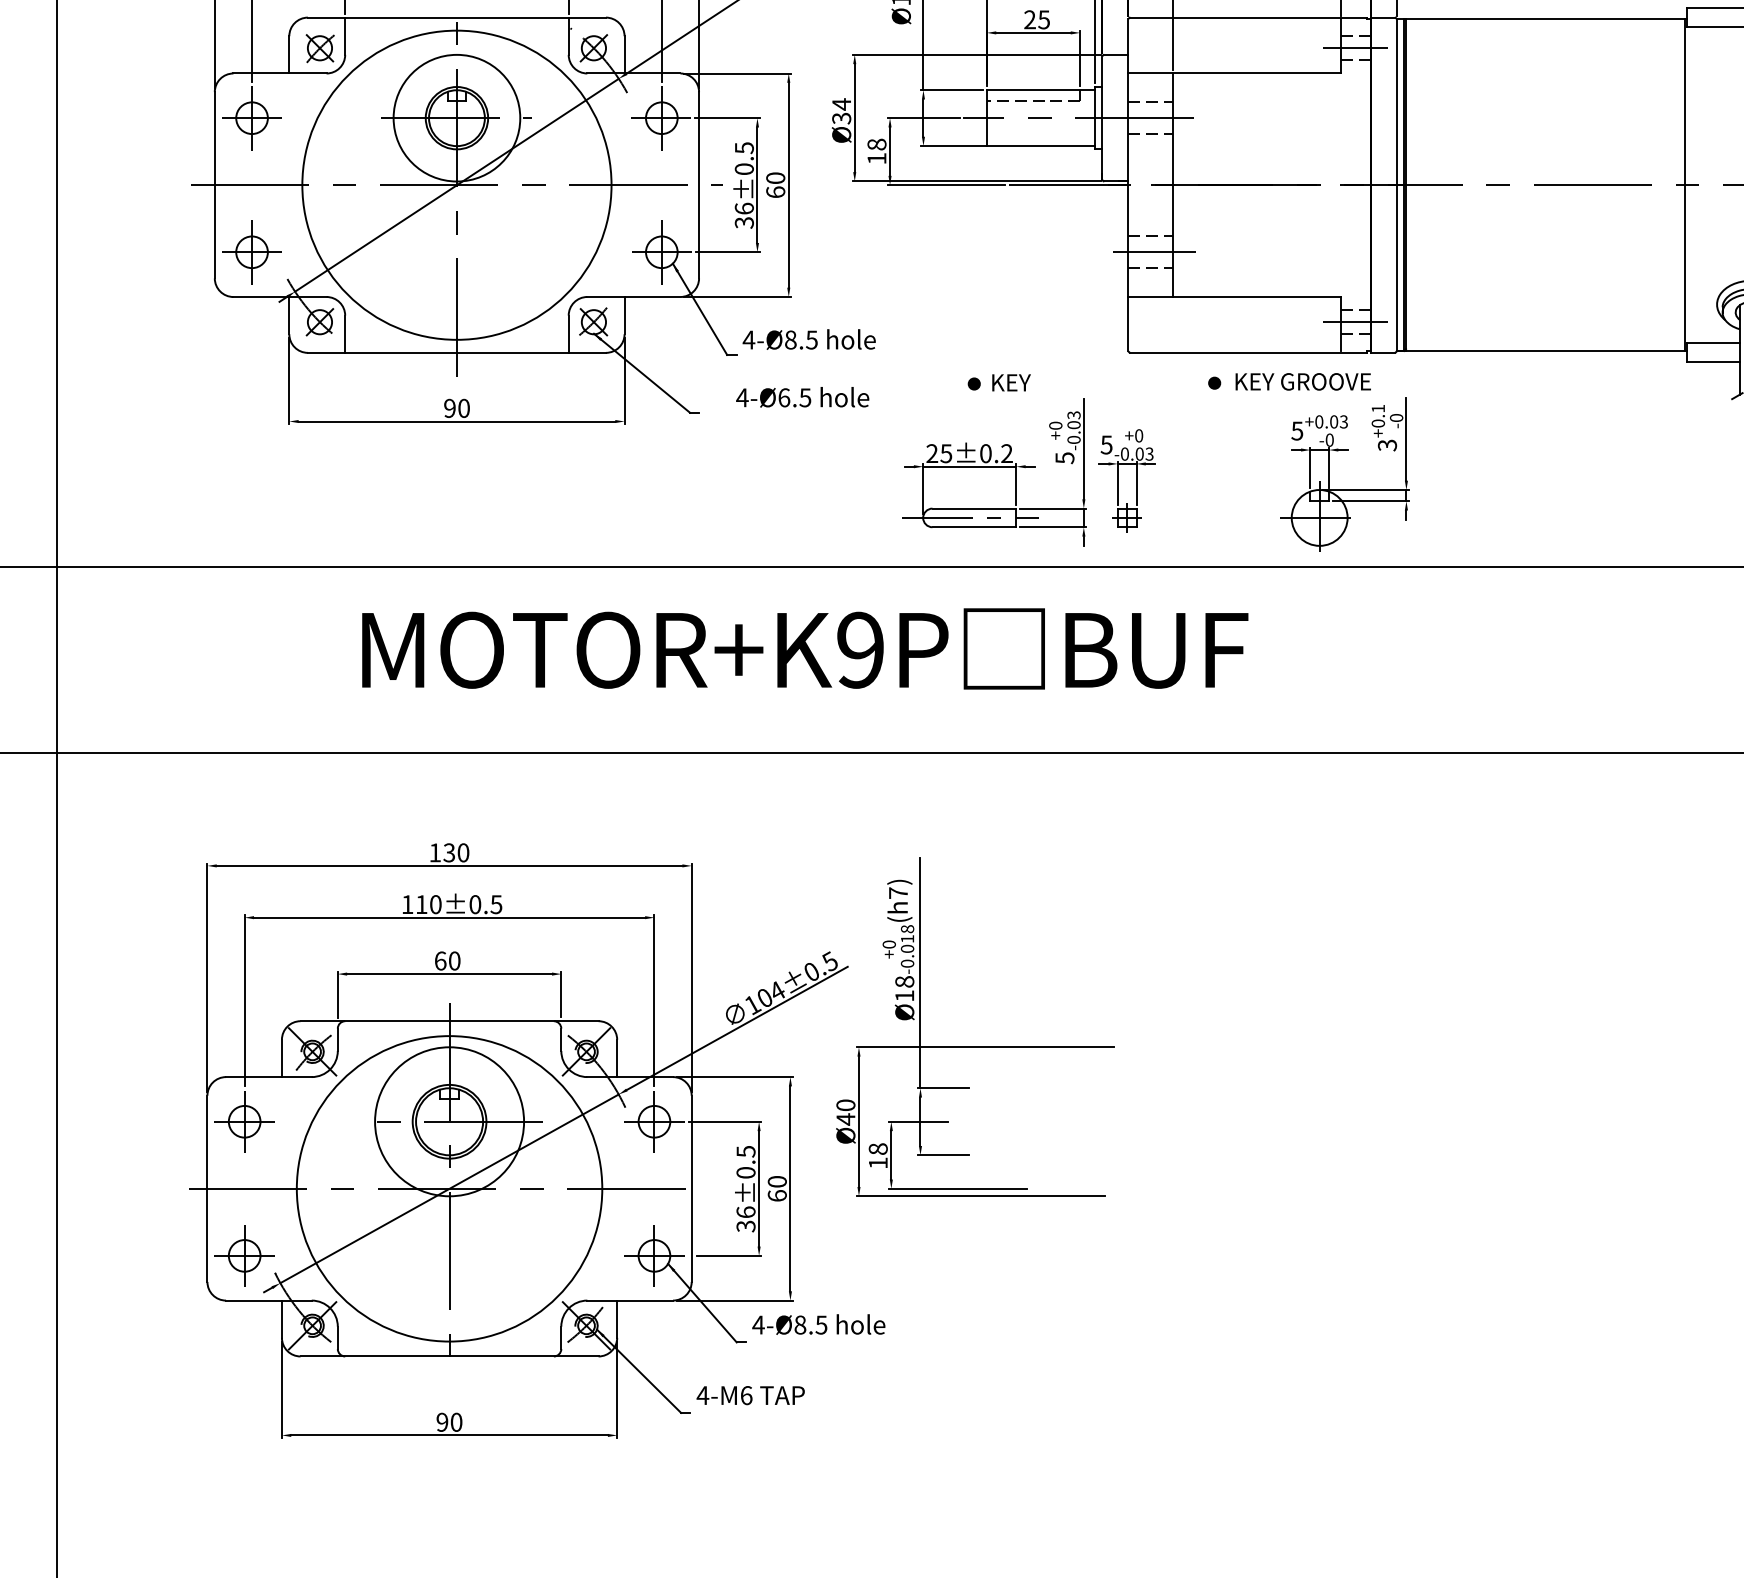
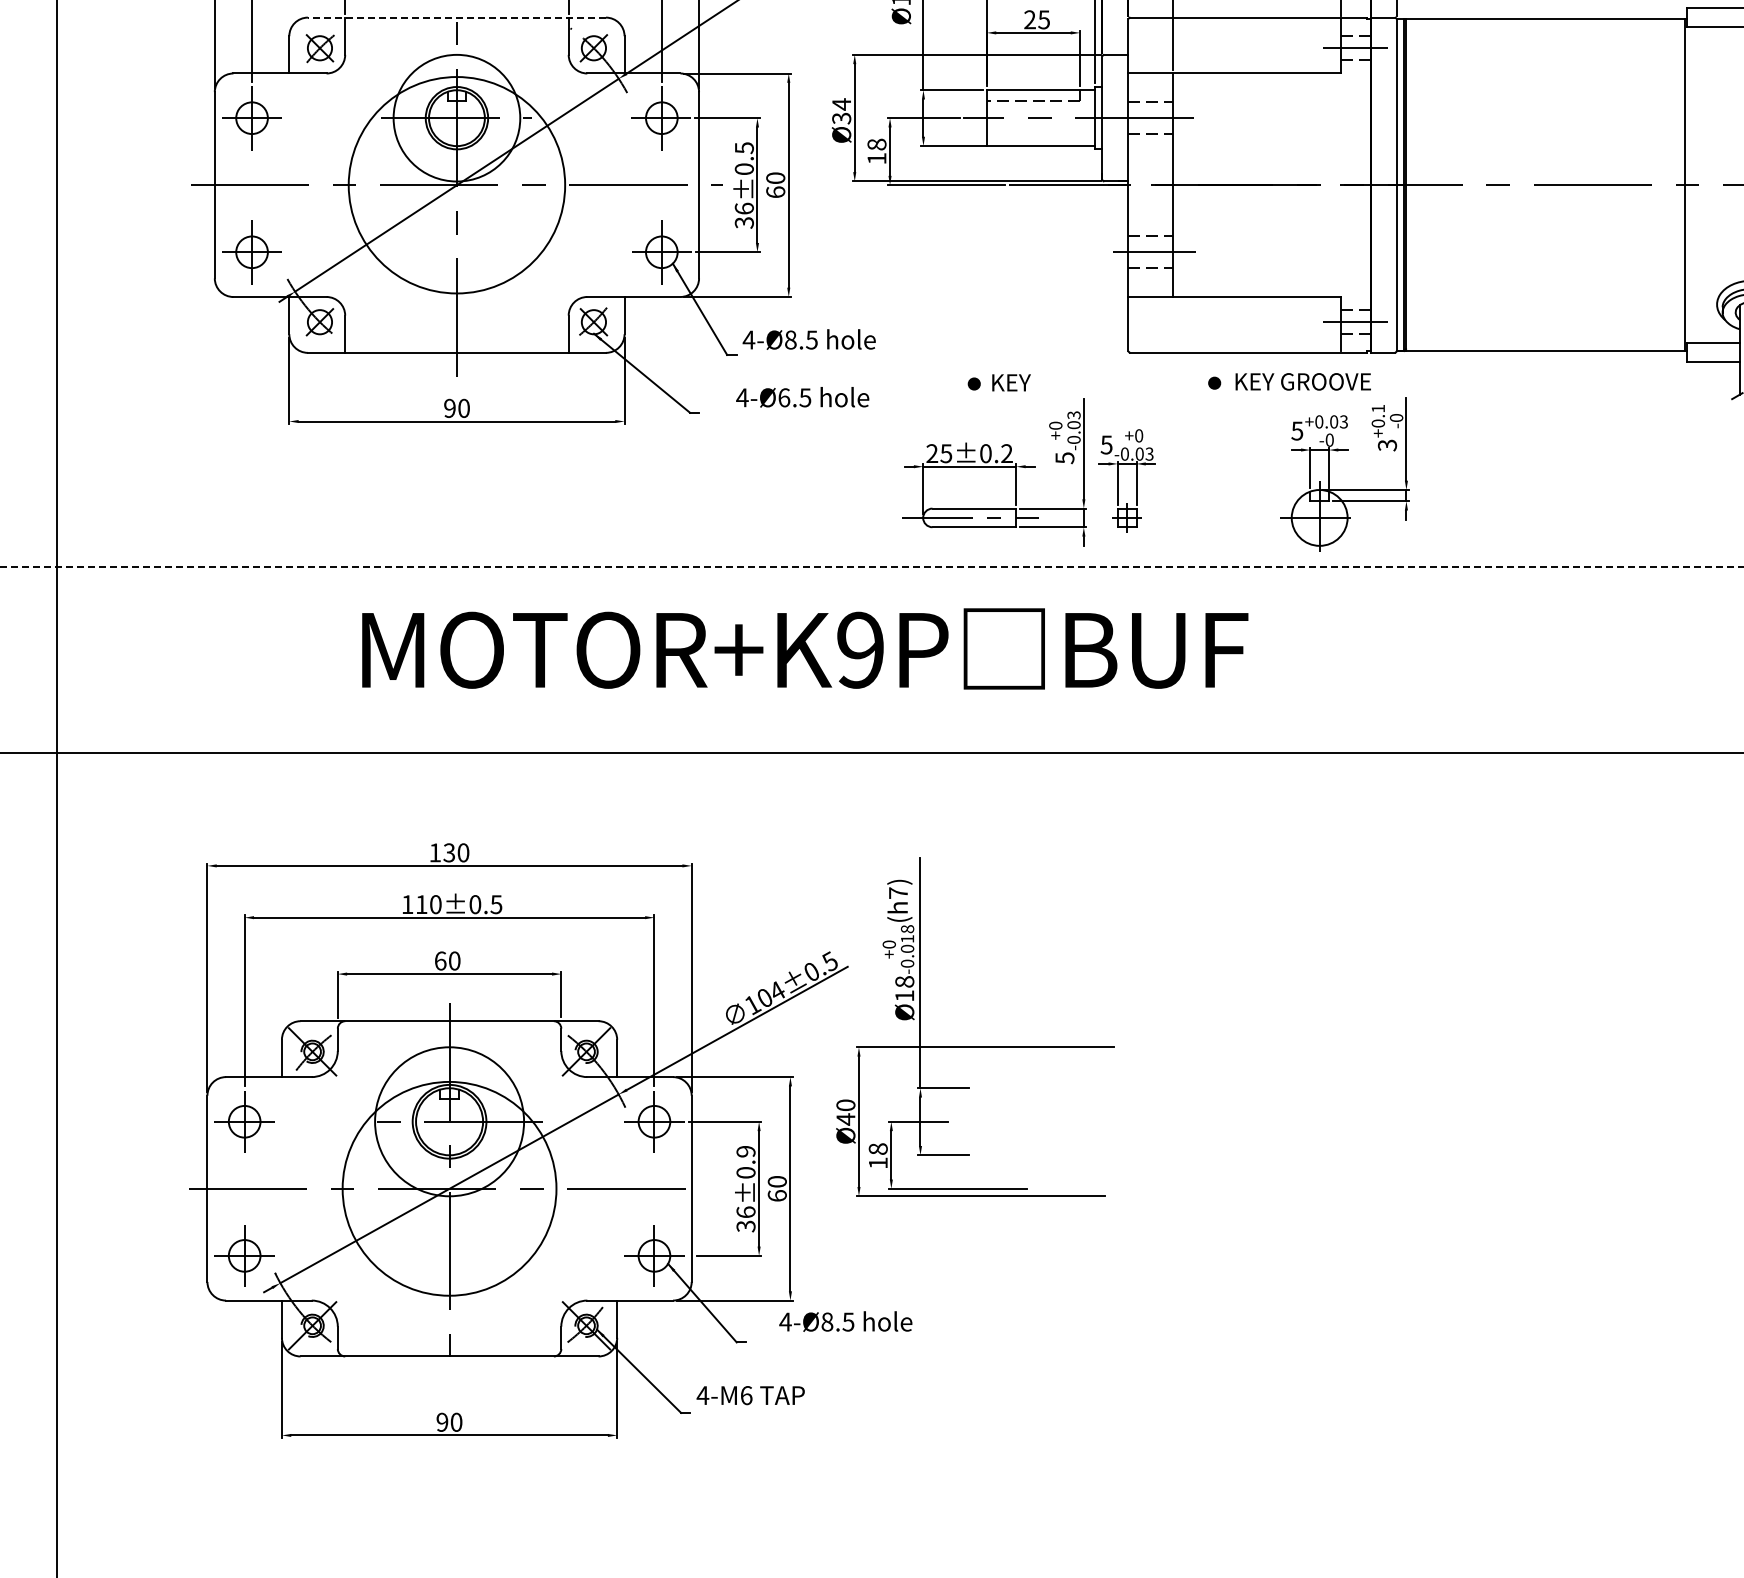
line: solid -> dashed (456, 17)
circle diameter: 309 px -> 216 px (456, 185)
line: solid -> dashed (872, 566)
text: ±0.5 -> ±0.9 (745, 1151)
circle diameter: 305 px -> 214 px (449, 1188)
text position: (818, 1324) -> (845, 1321) (845, 1321)
